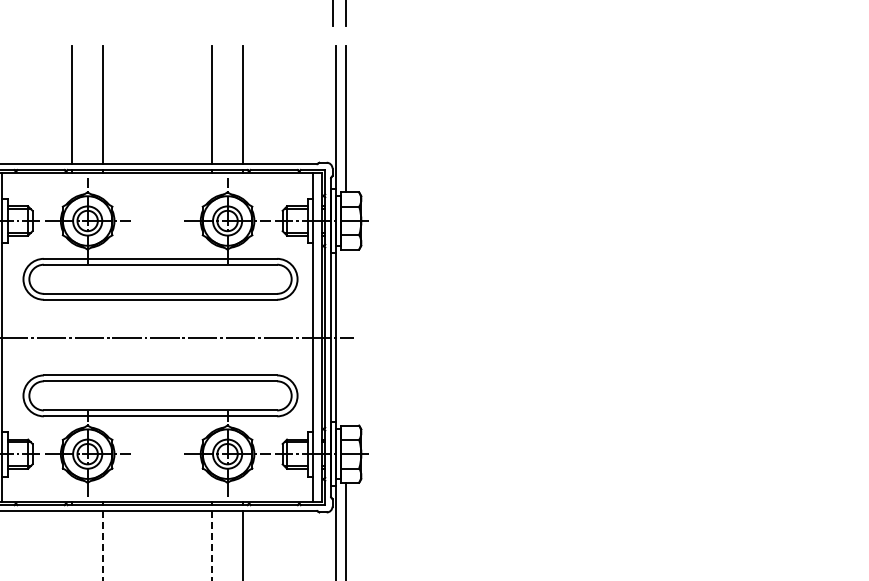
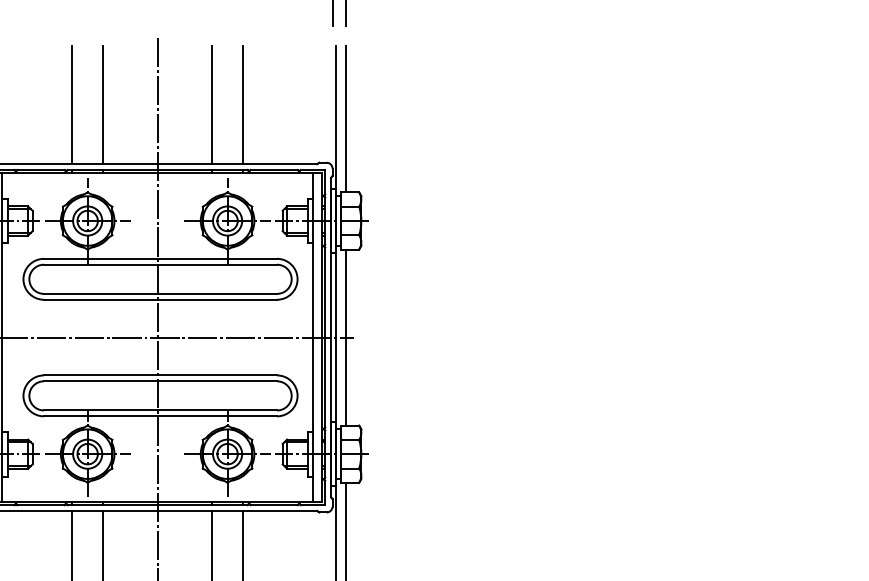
line: none -> present (157, 307)
line: none -> present (345, 337)
line: none -> present (72, 544)
line: dashed -> solid (103, 545)
line: dashed -> solid (212, 545)
